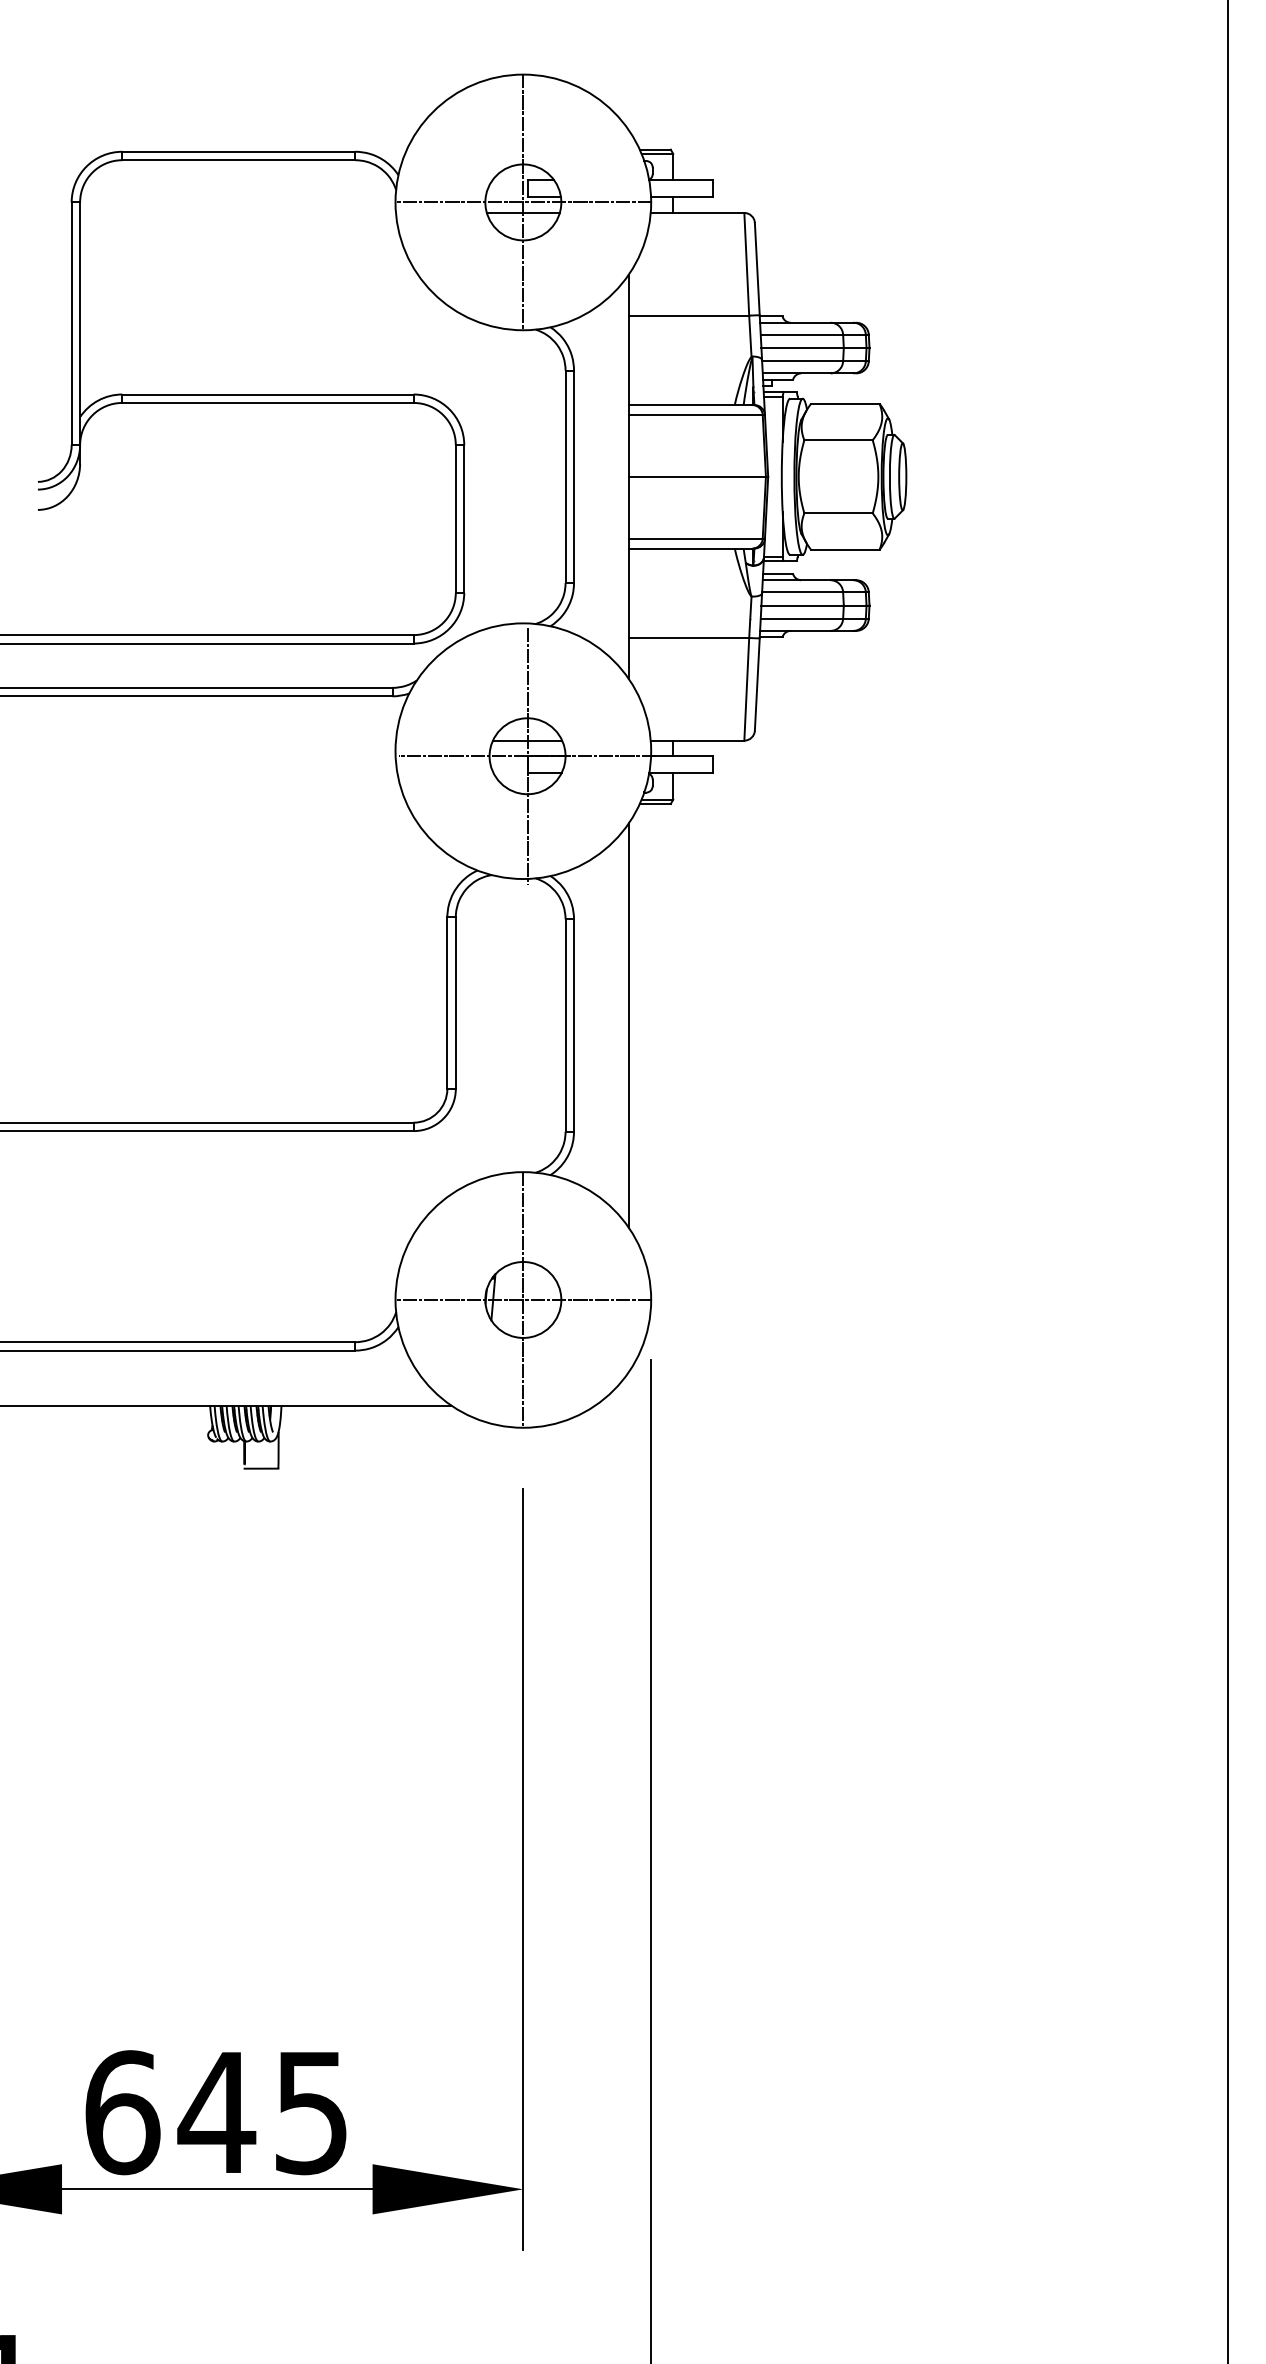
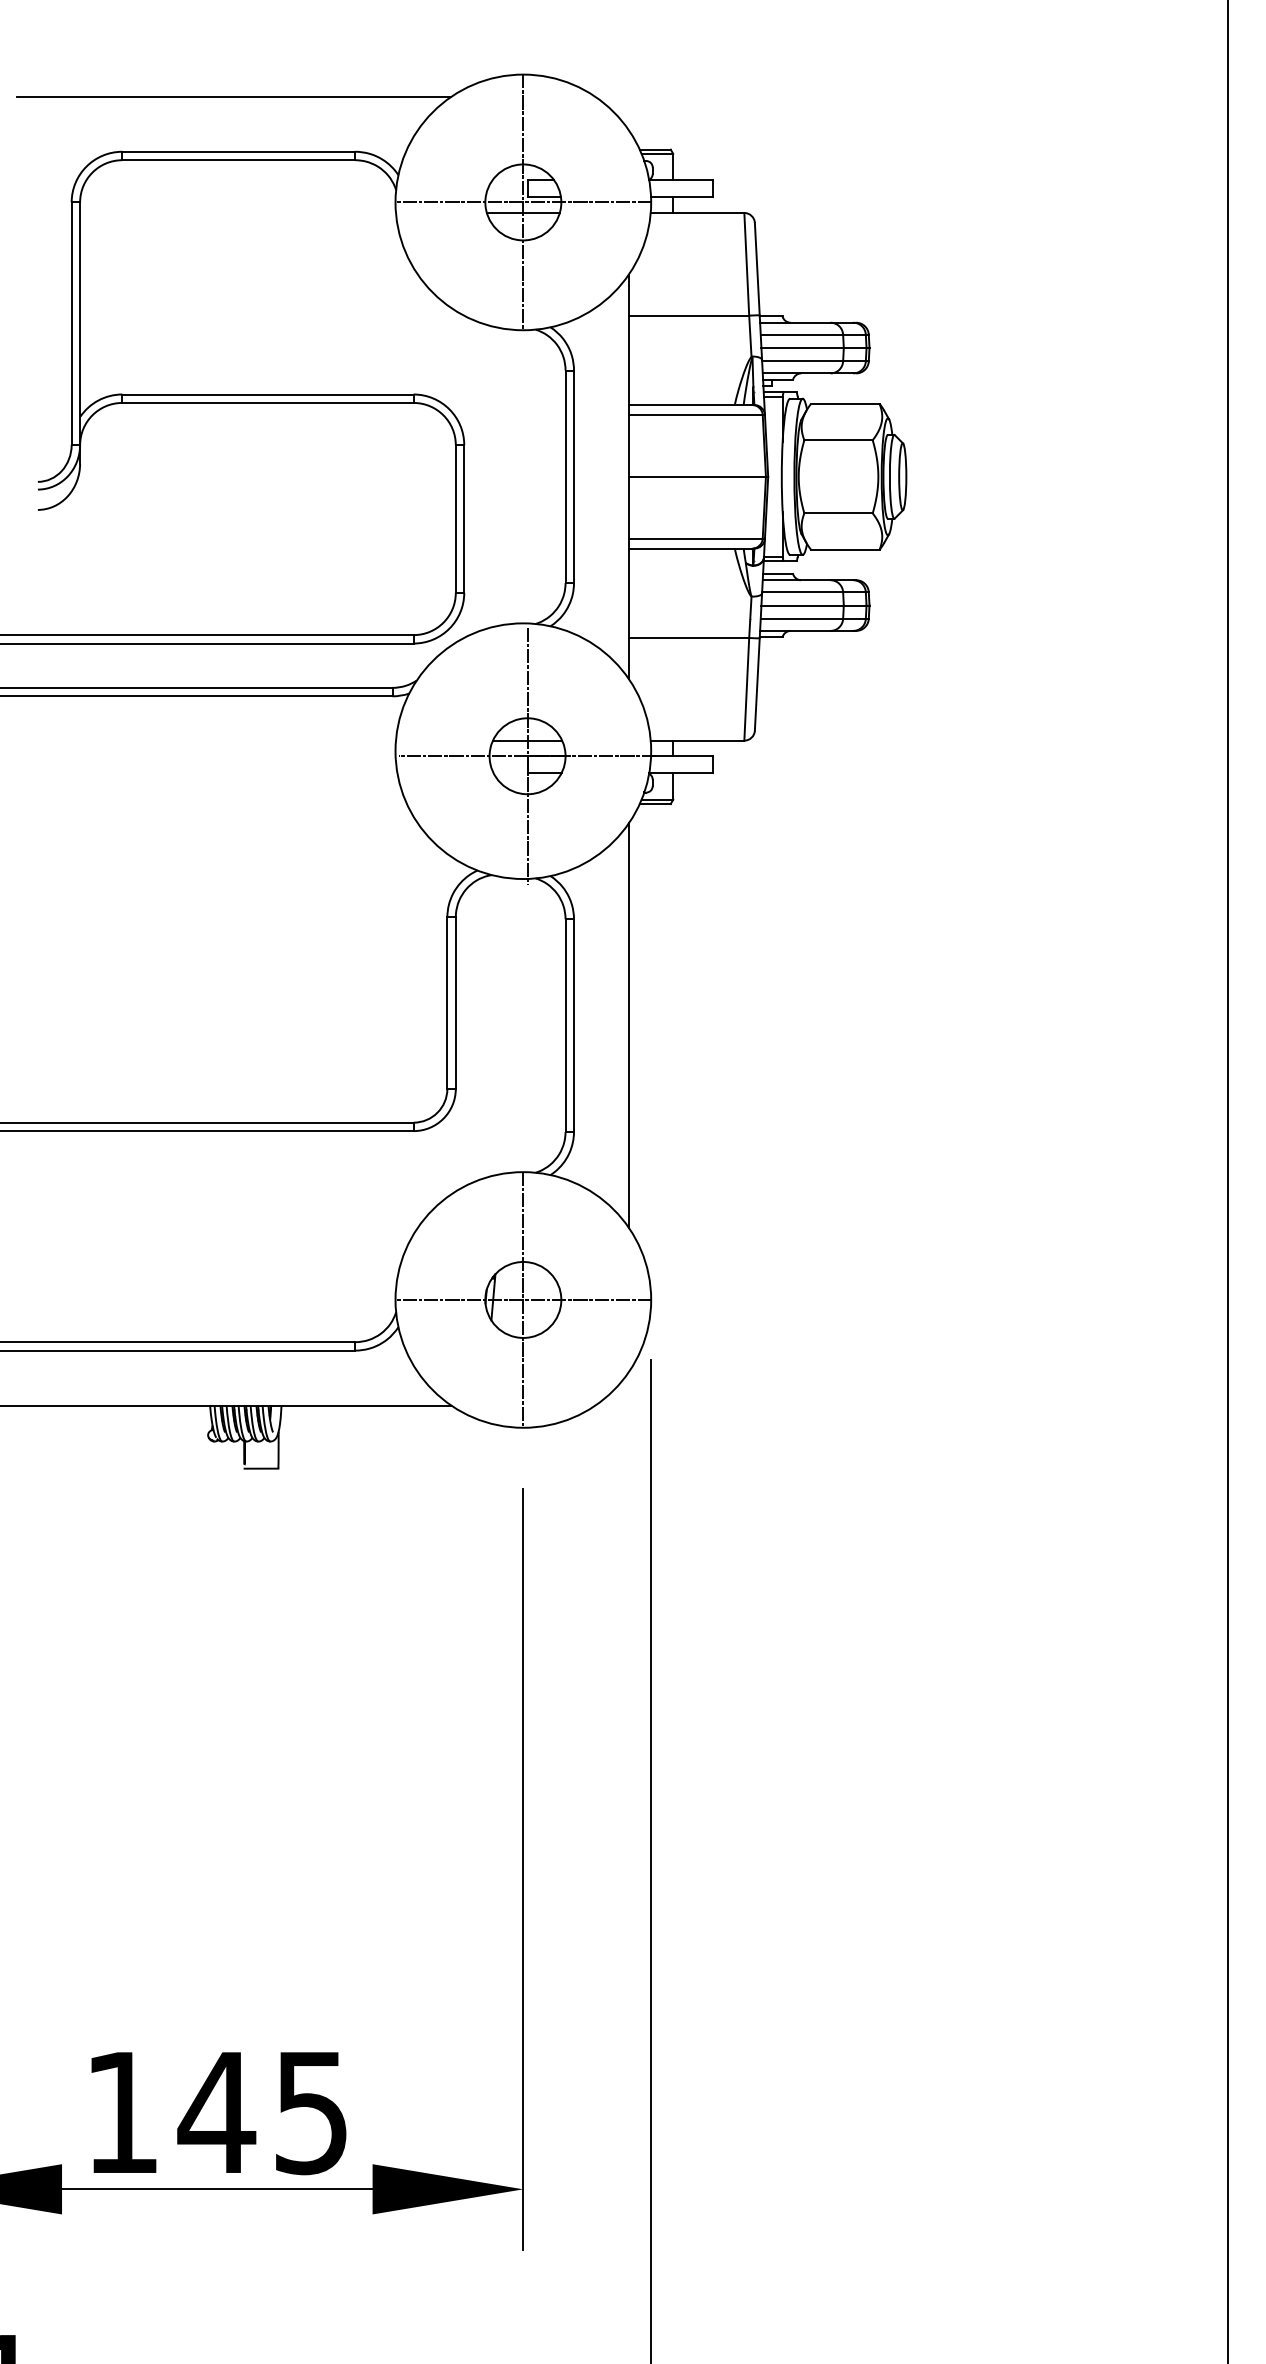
line: none -> present (233, 96)
text: 645 -> 145 (122, 2112)
